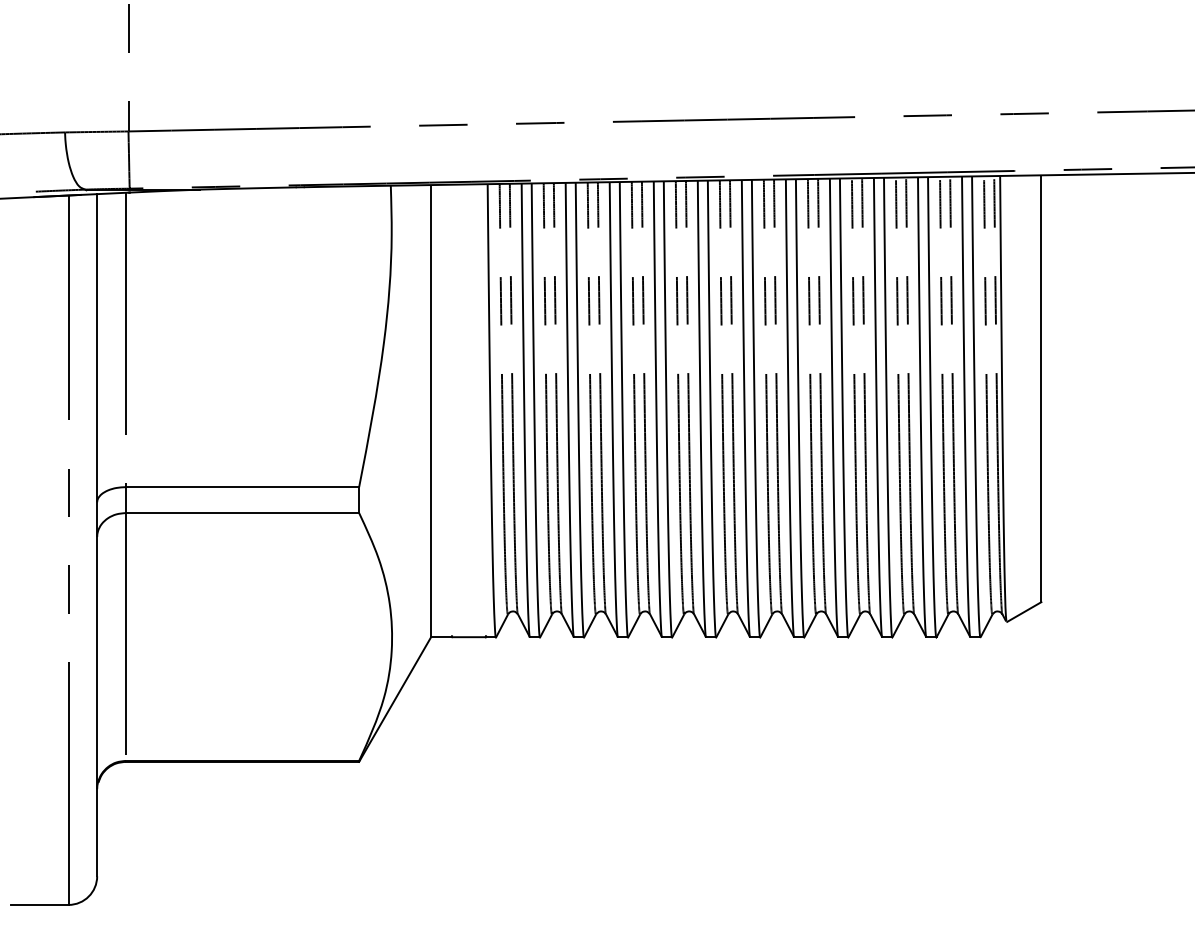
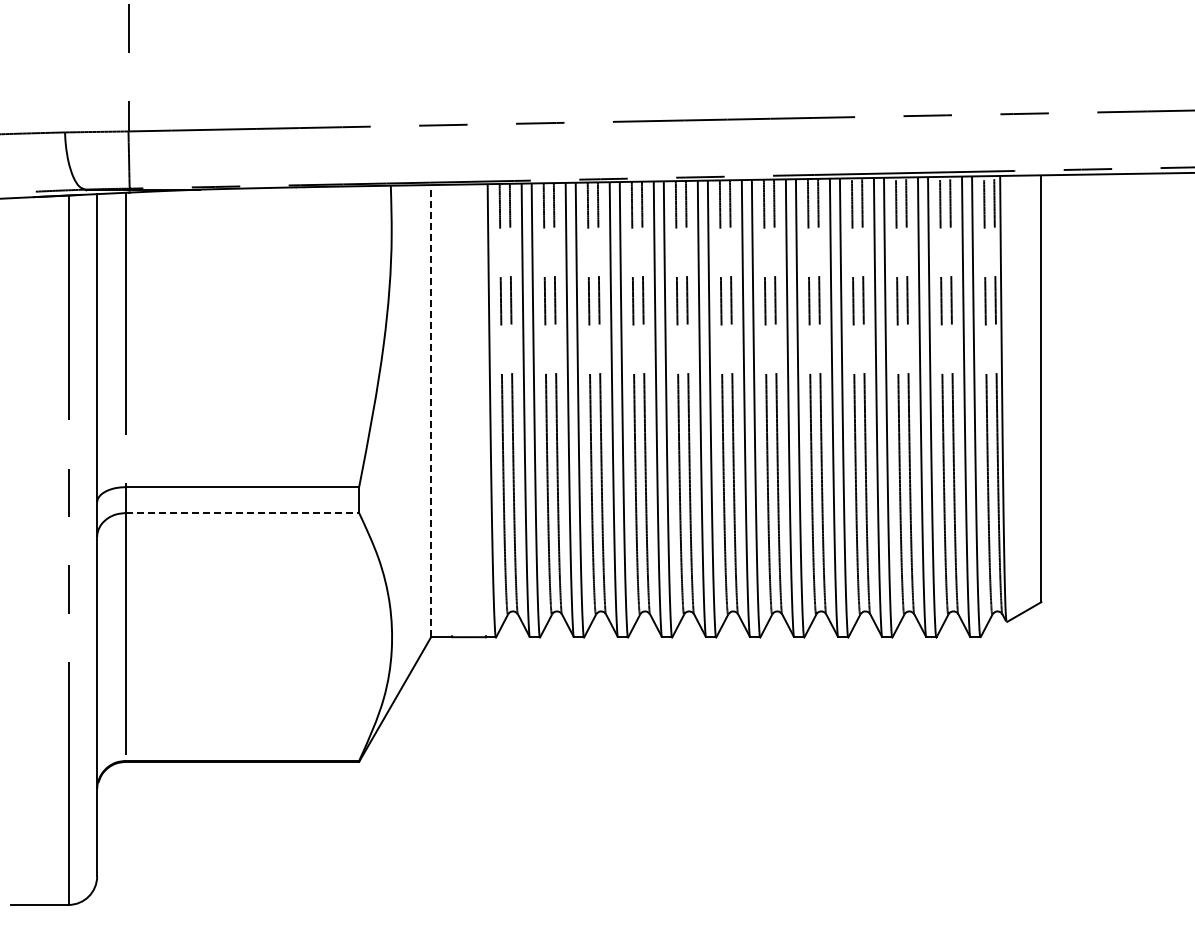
line: solid -> dashed (430, 411)
line: solid -> dashed (242, 513)
